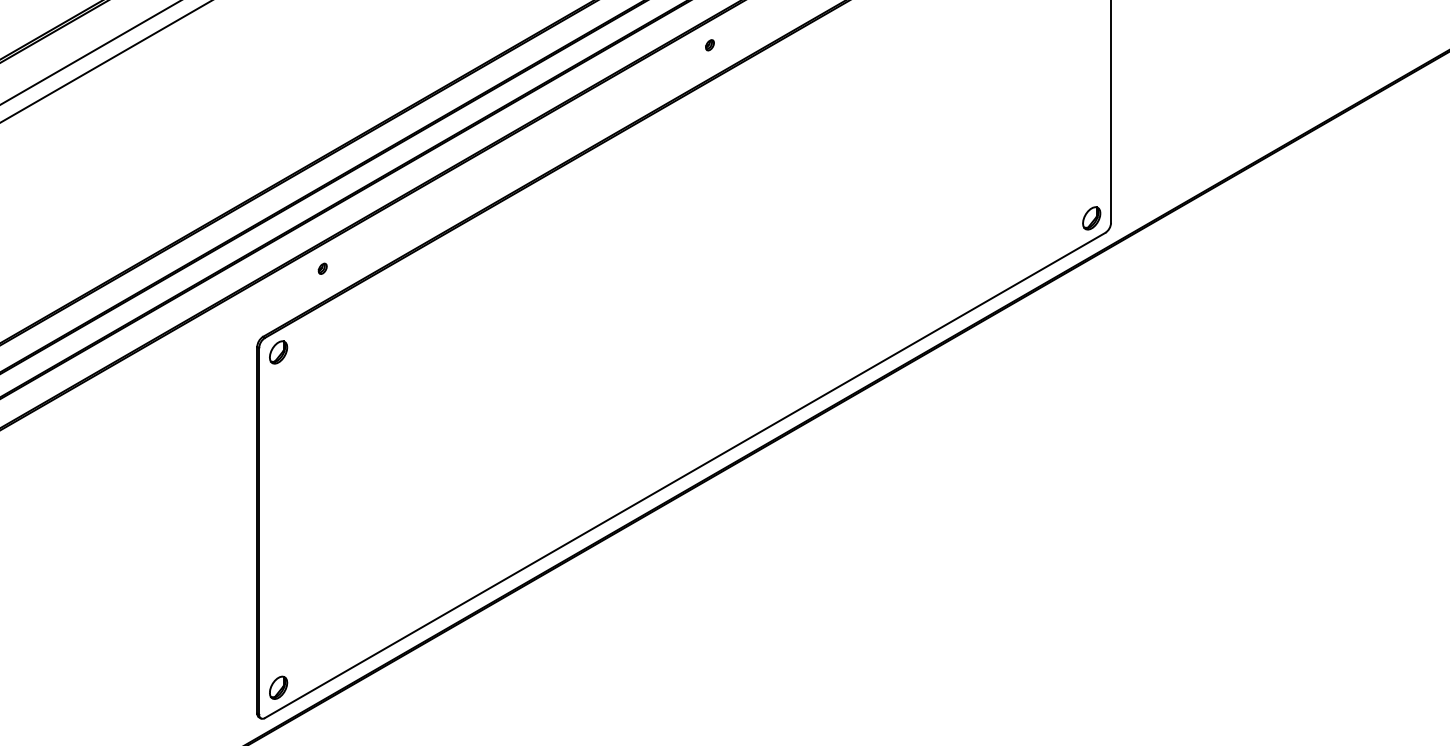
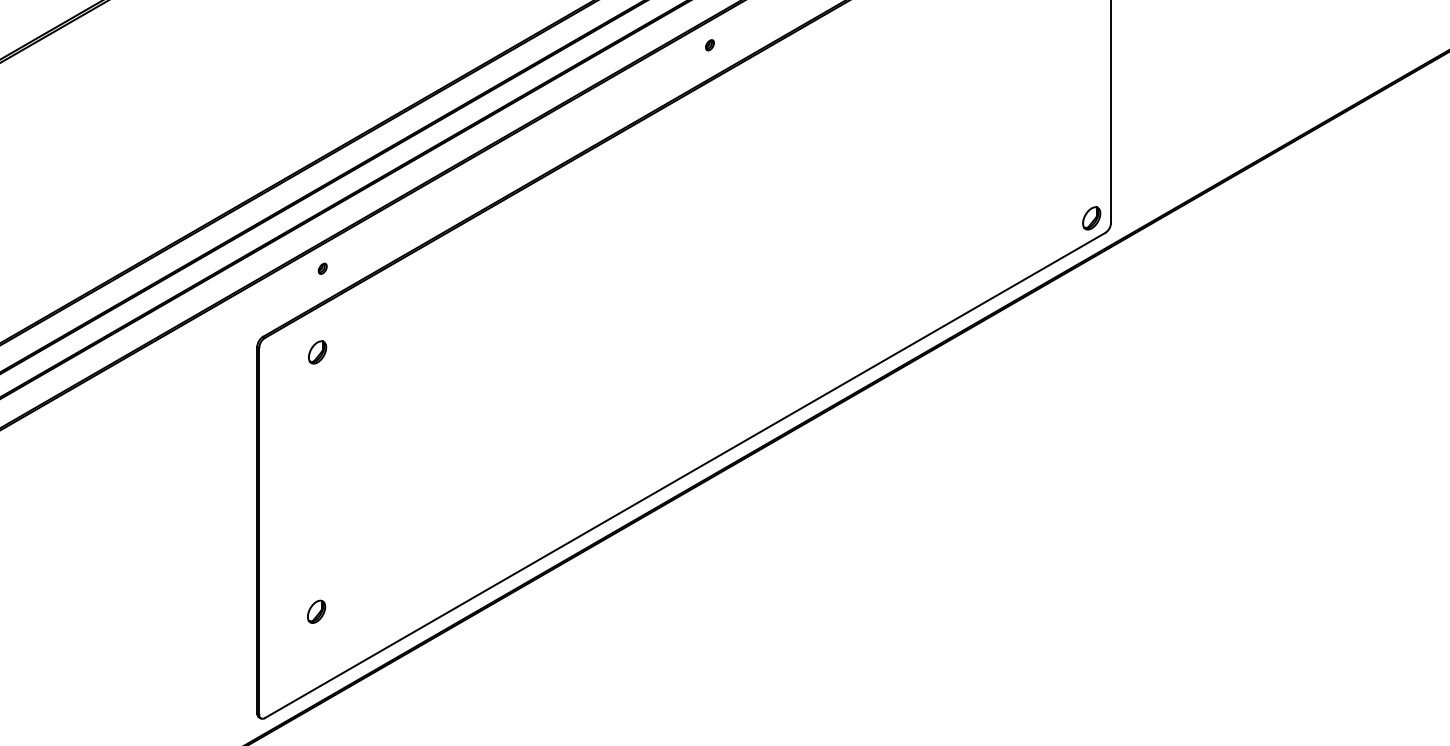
line: present -> none (89, 52)
line: present -> none (105, 61)
part position: (278, 352) -> (317, 352) (317, 352)
part position: (278, 687) -> (316, 611) (316, 611)
